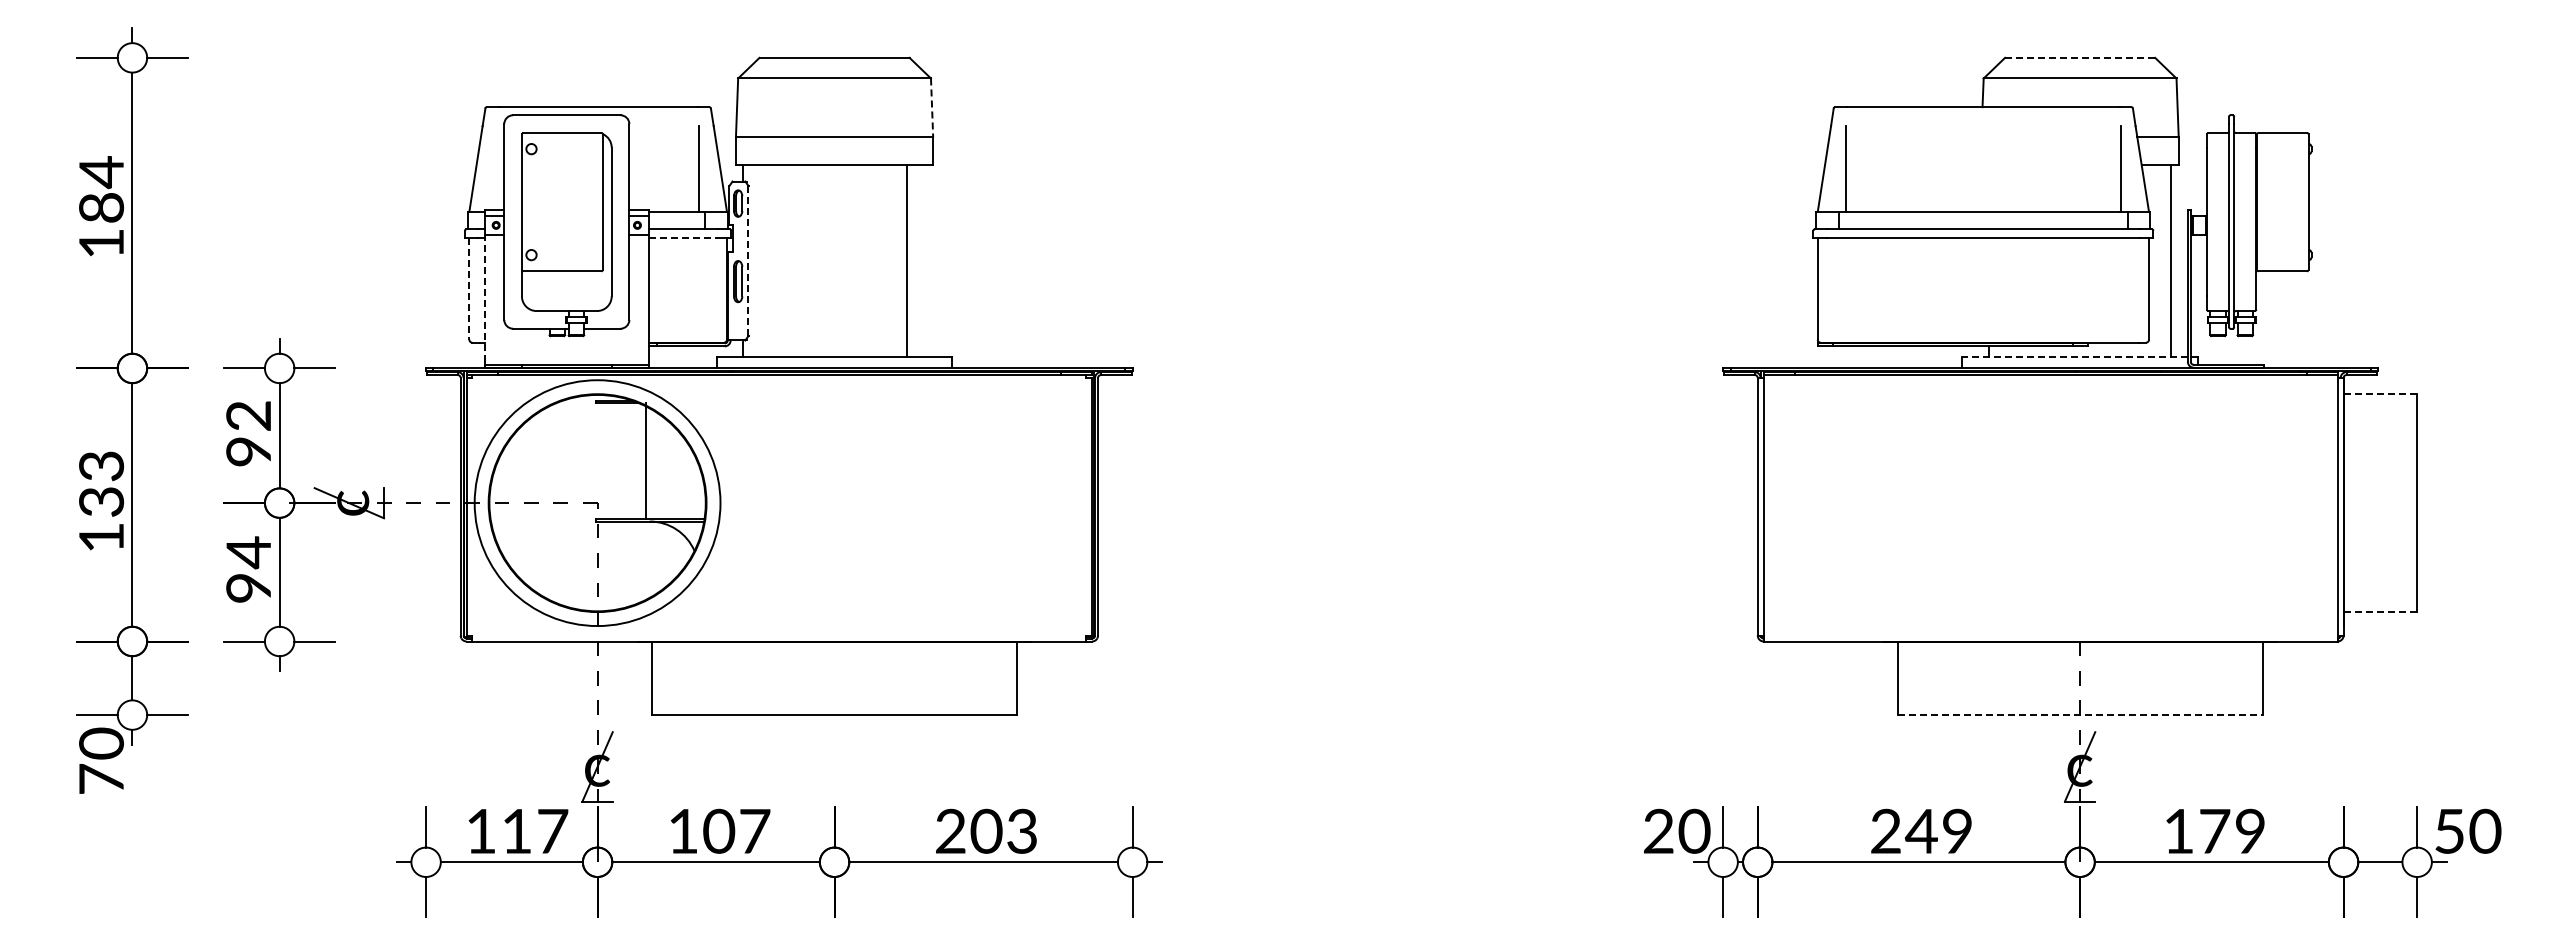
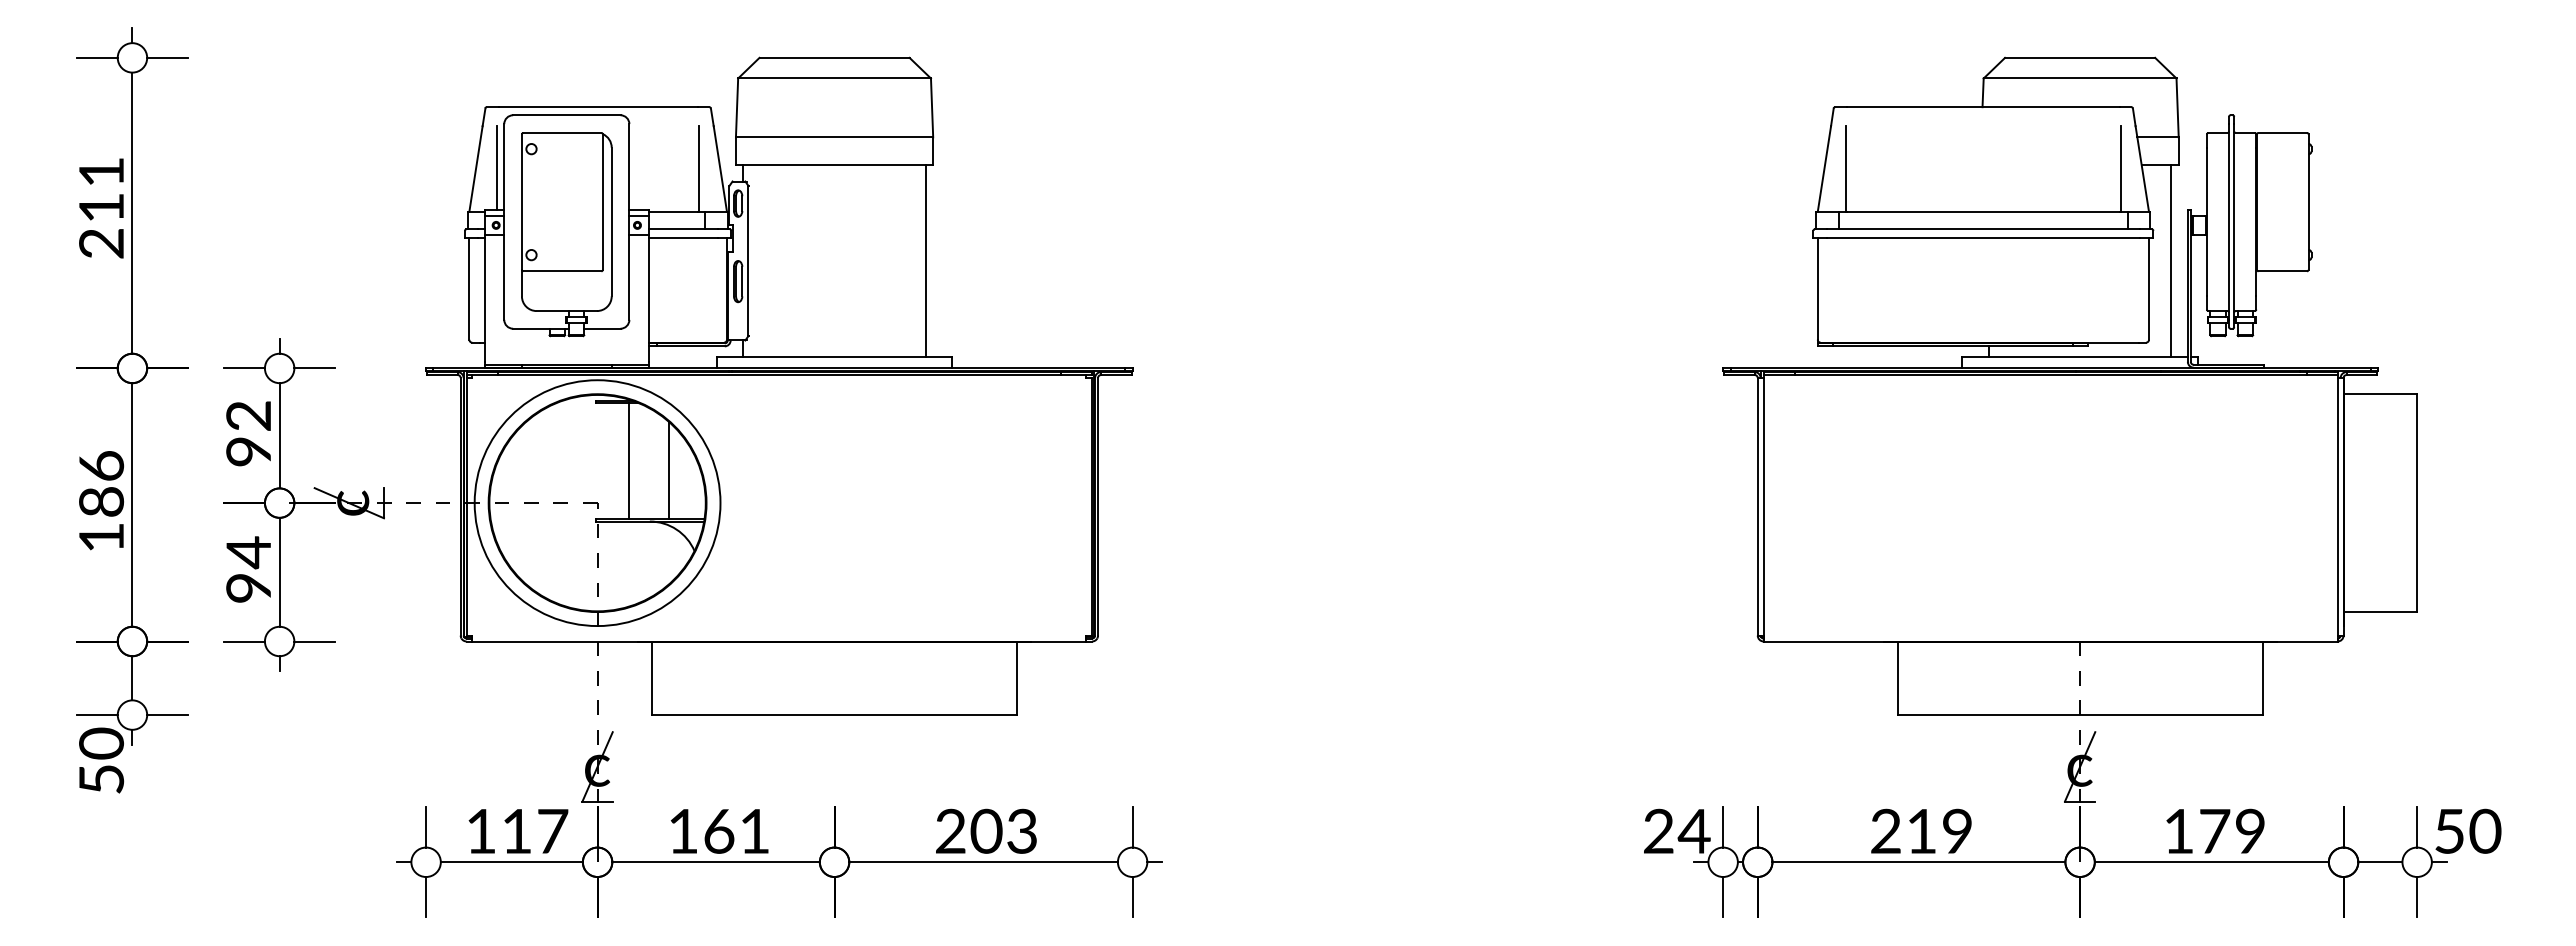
line: dashed -> solid (2080, 57)
line: dashed -> solid (932, 108)
line: none -> present (497, 168)
text: 184 -> 211 (101, 207)
line: dashed -> solid (683, 238)
line position: (906, 260) -> (925, 260) (925, 260)
line: dashed -> solid (748, 261)
line: dashed -> solid (469, 288)
line: dashed -> solid (485, 298)
line: dashed -> solid (2075, 356)
line: dashed -> solid (2381, 394)
line position: (645, 461) -> (628, 461) (628, 461)
line: none -> present (668, 470)
text: 133 -> 186 (101, 483)
line: dashed -> solid (2381, 612)
line: dashed -> solid (2080, 715)
text: 70 -> 50 (101, 778)
text: 107 -> 161 (736, 830)
text: 20 -> 24 (1693, 830)
text: 249 -> 219 (1920, 831)
